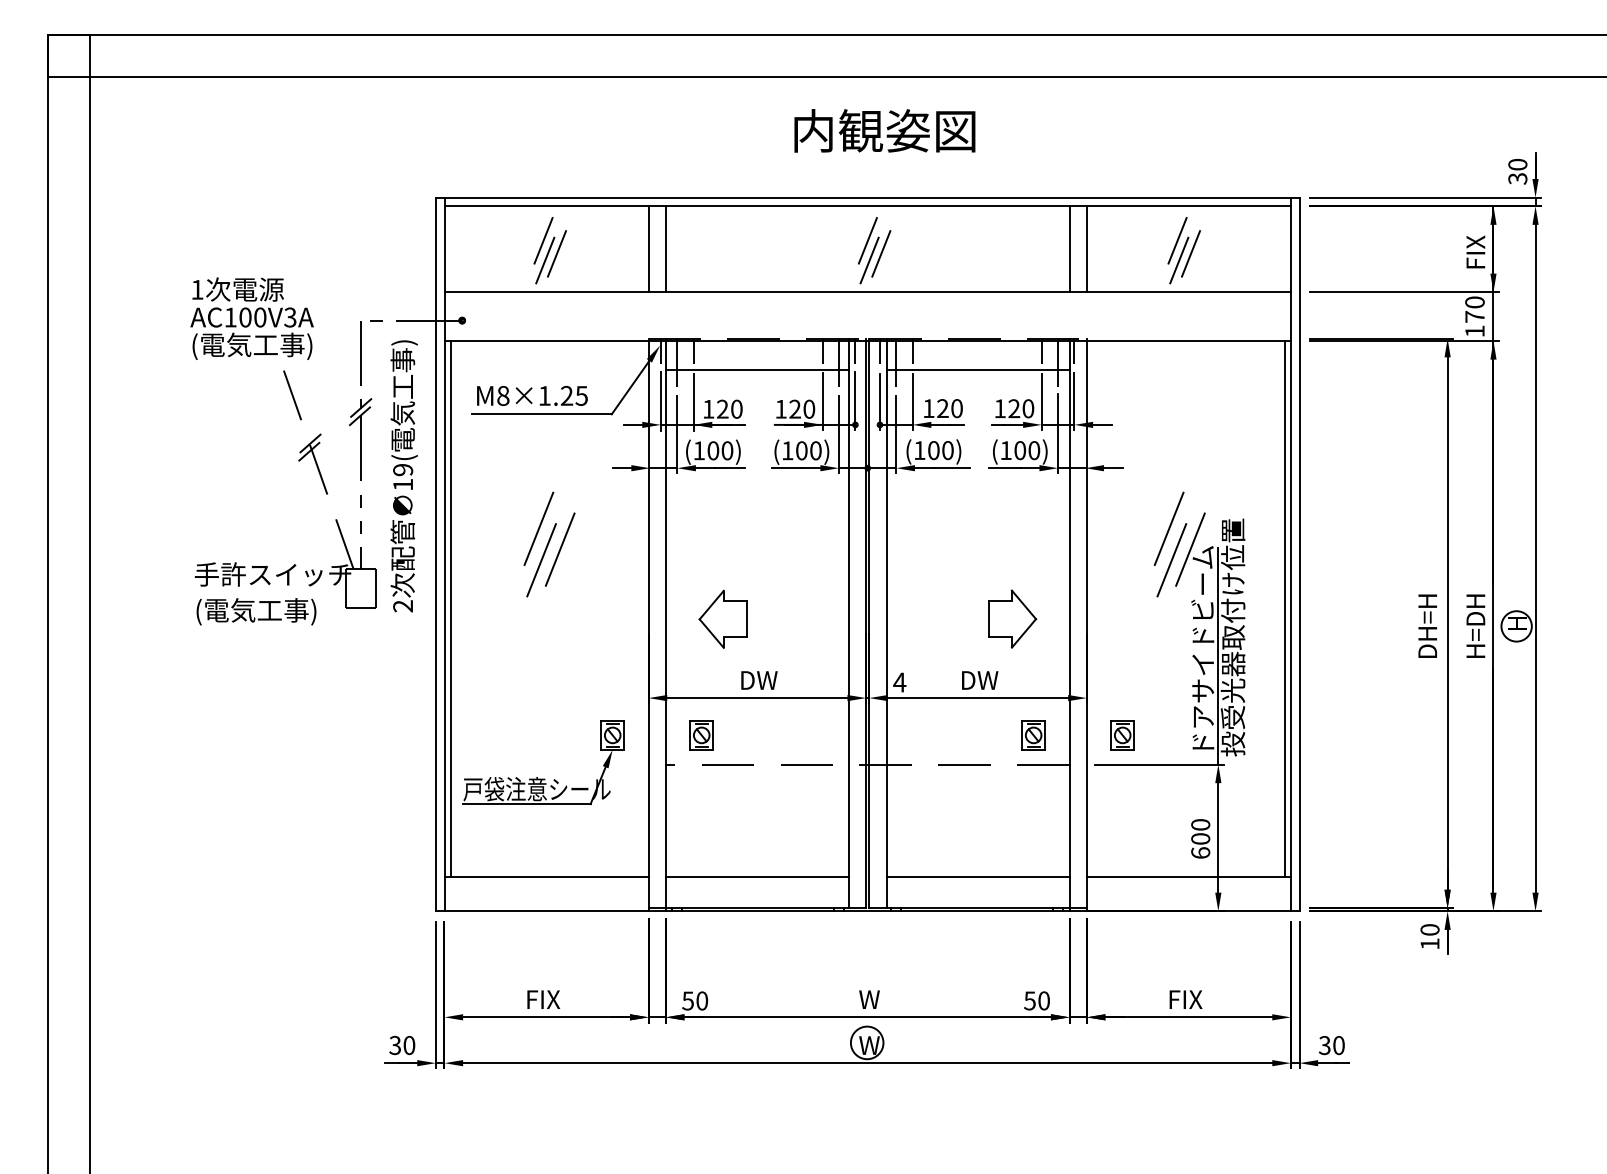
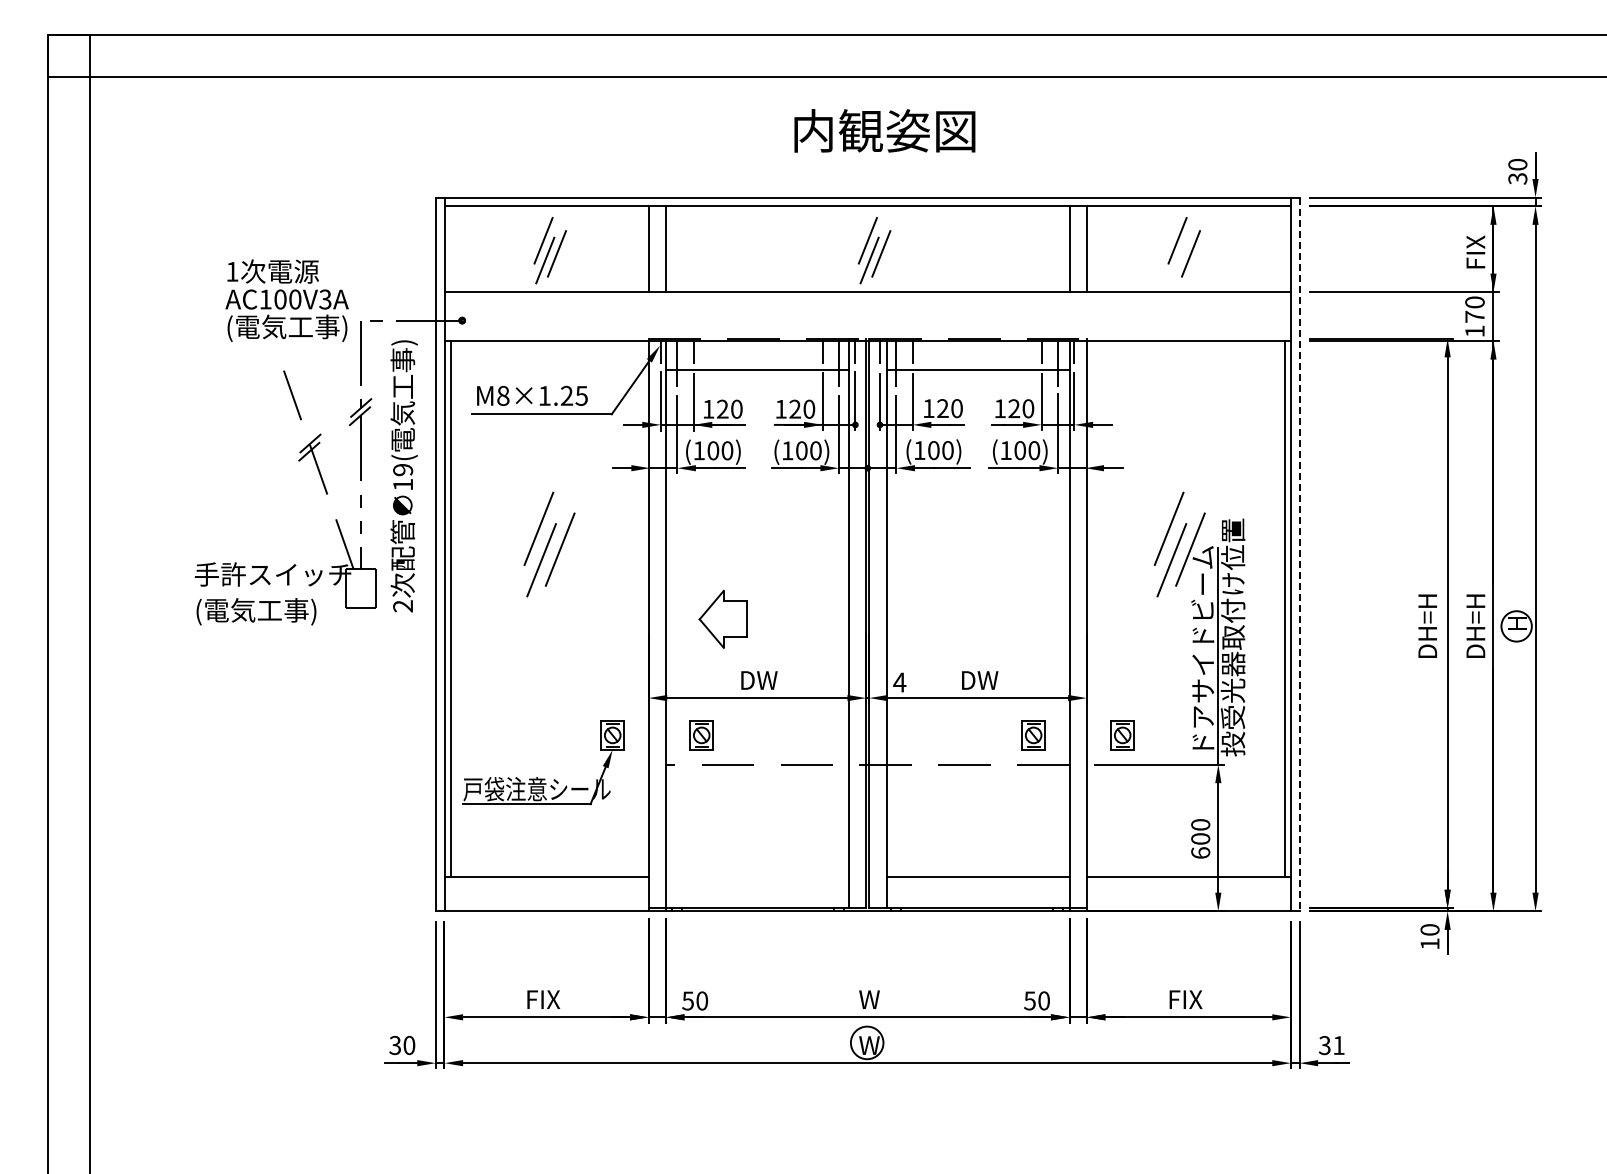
line: present -> none (1179, 260)
text position: (251, 318) -> (286, 300) (286, 300)
line: solid -> dashed (1299, 554)
part: present -> none (1012, 618)
text: H=DH -> DH=H (1475, 633)
line: present -> none (756, 876)
text: 30 -> 31 (1338, 1045)
